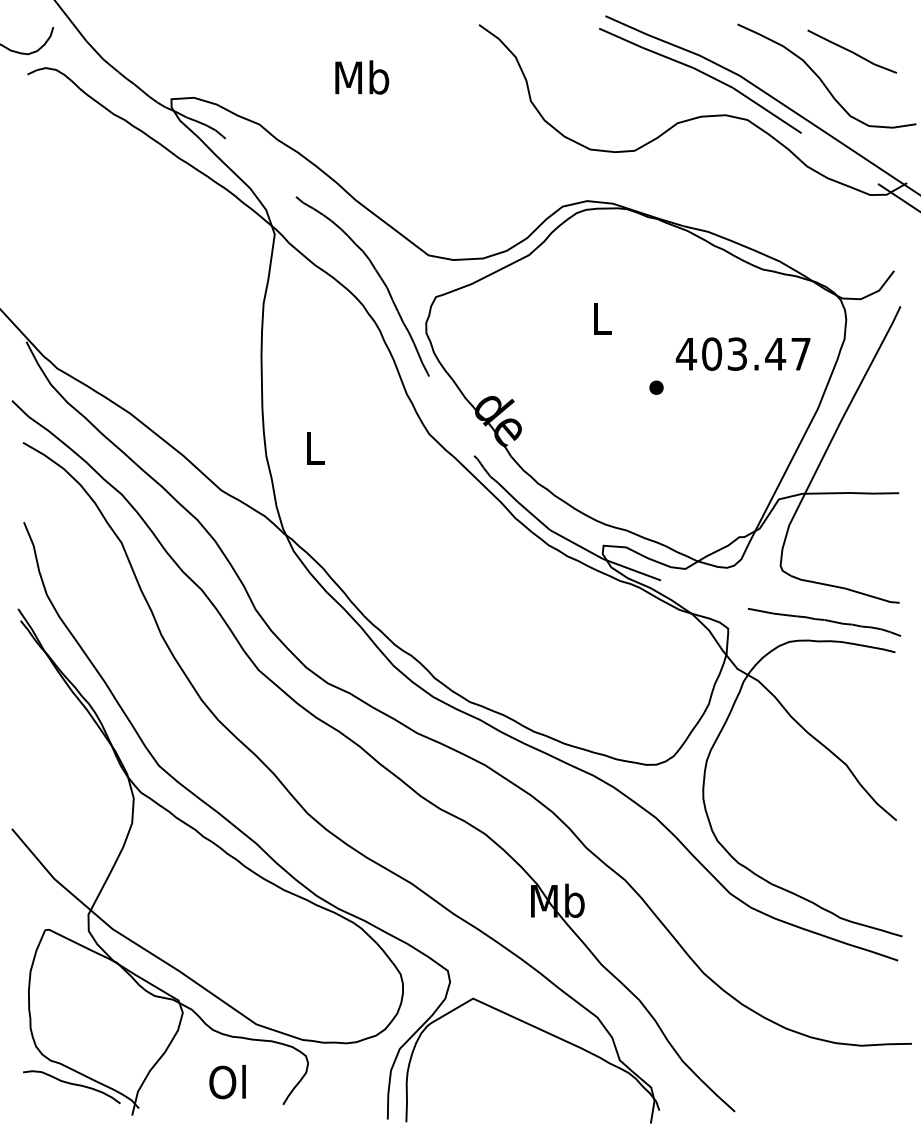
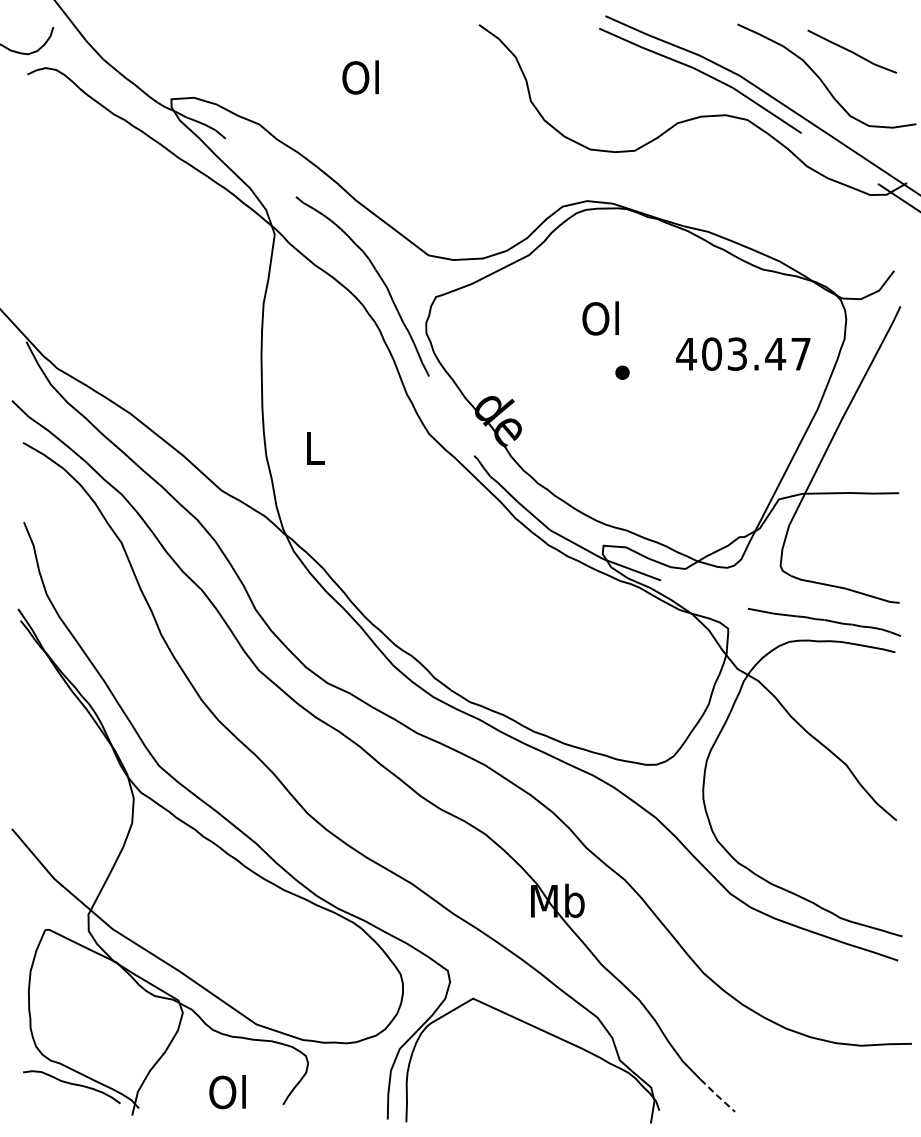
text: Mb -> Ol (362, 77)
text: L -> Ol (600, 318)
part position: (656, 387) -> (622, 372) (622, 372)
text position: (227, 1082) -> (227, 1092) (227, 1092)
line: solid -> dashed (717, 1095)
